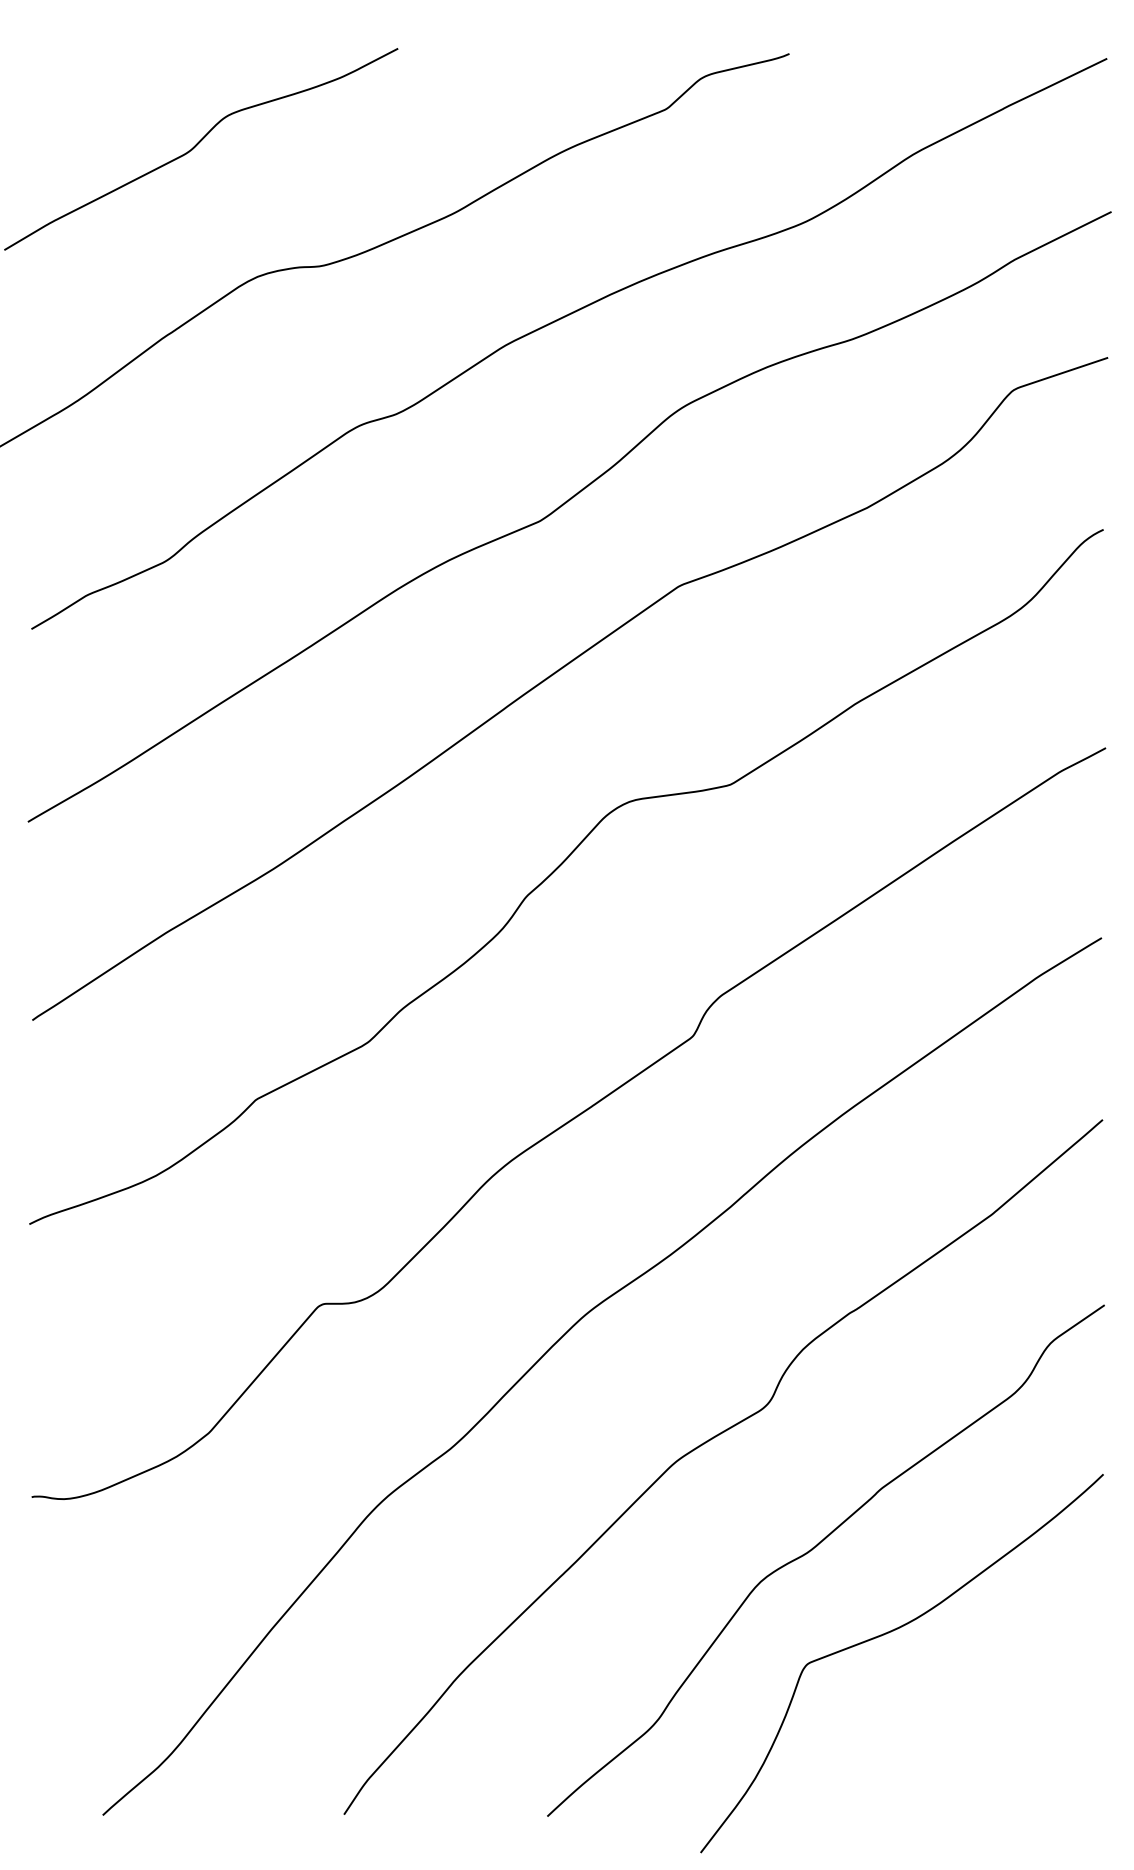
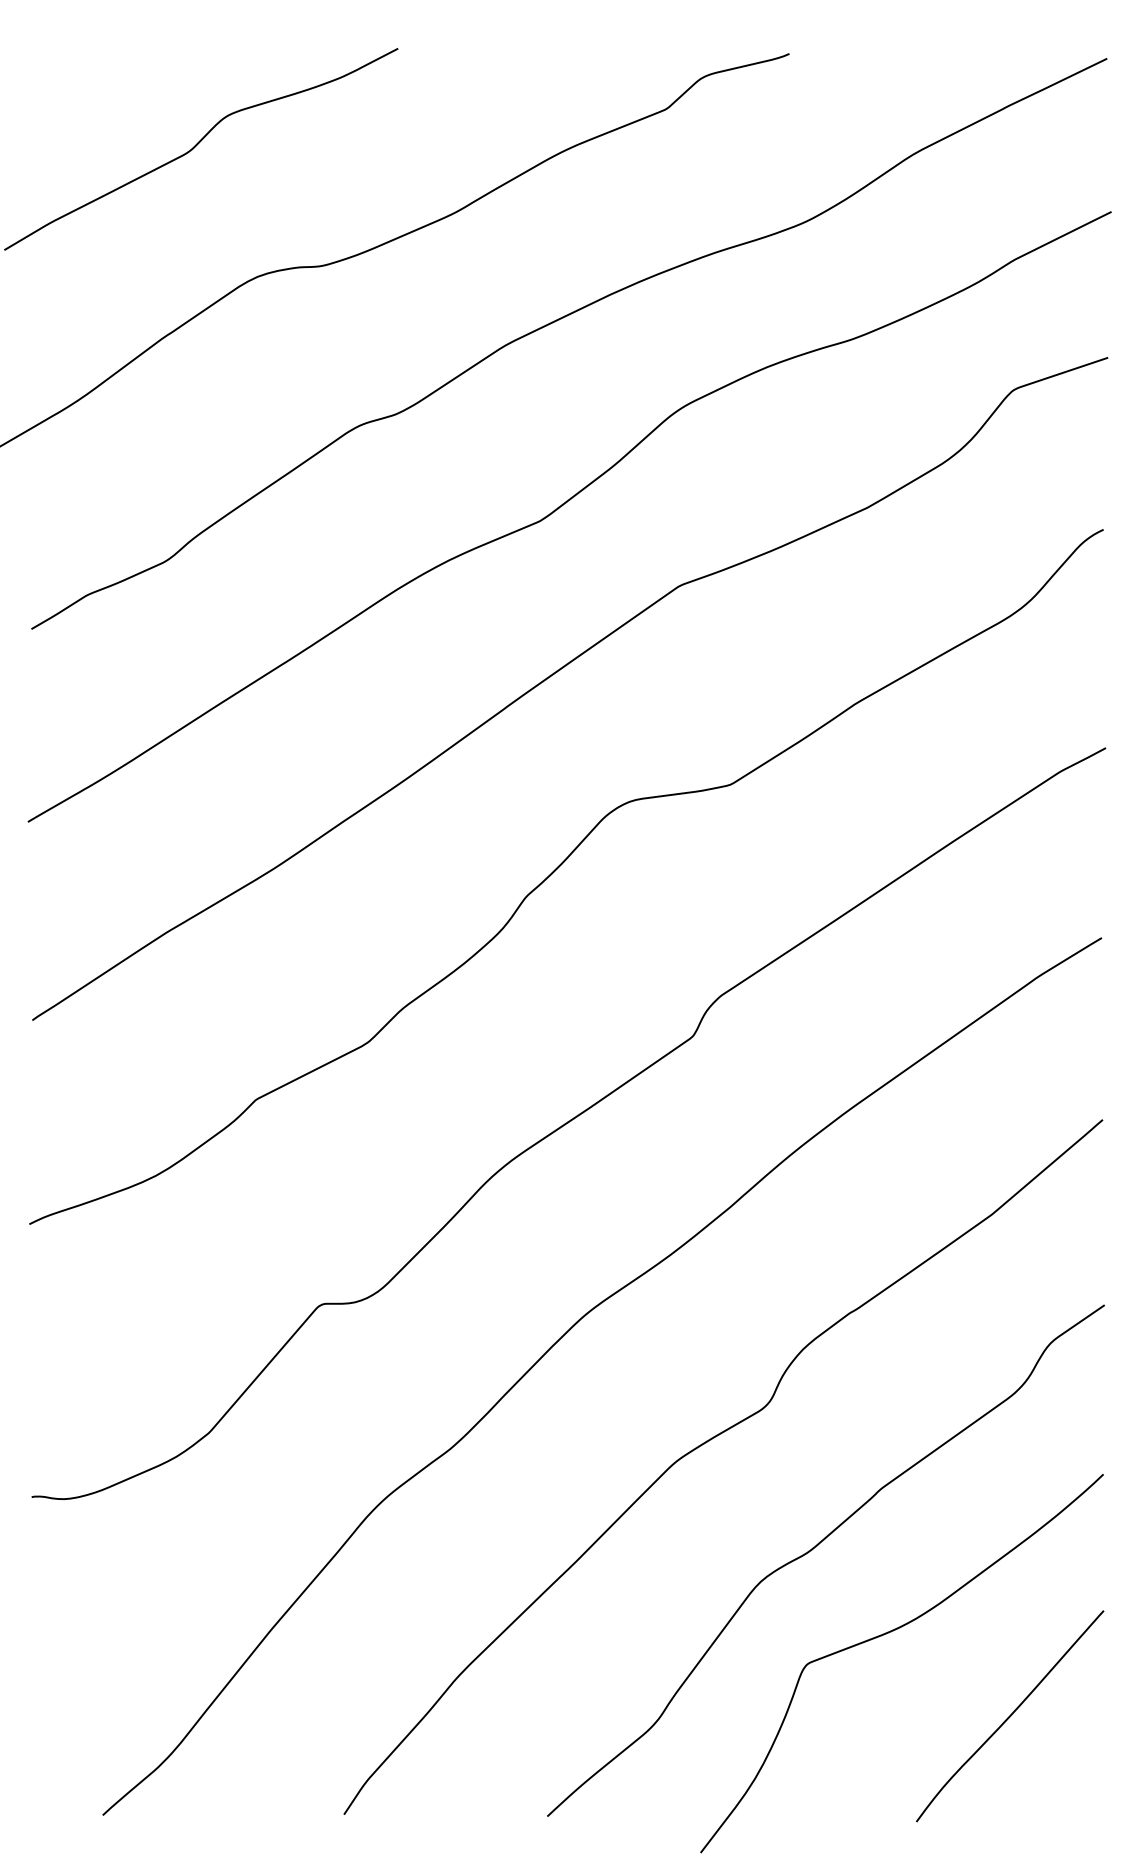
curve: none -> present (1010, 1716)
